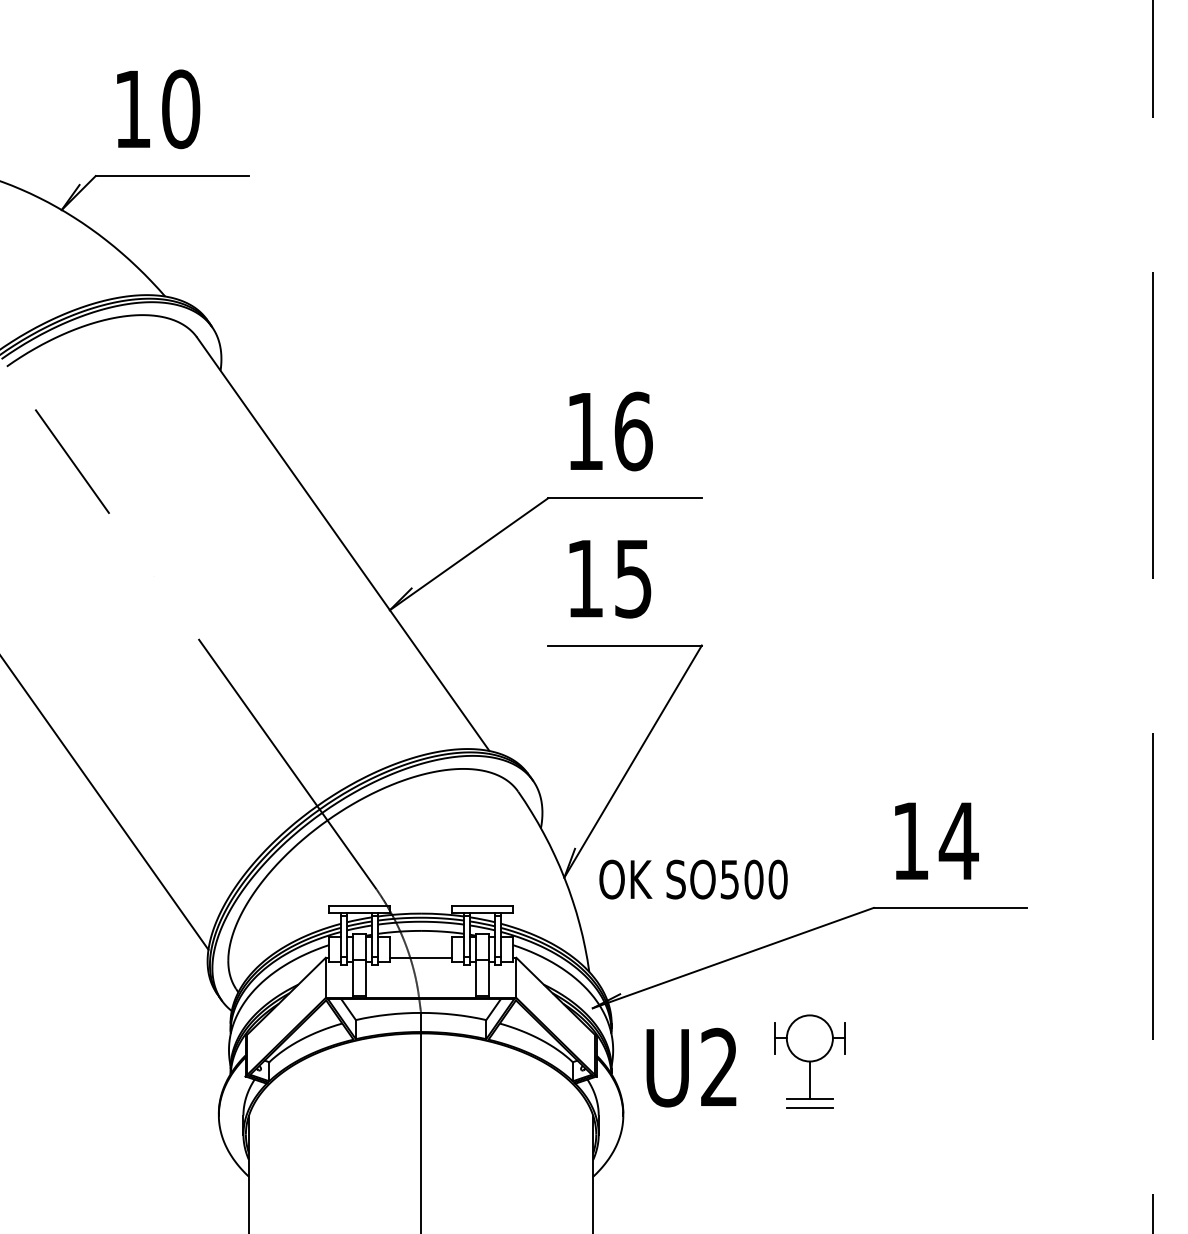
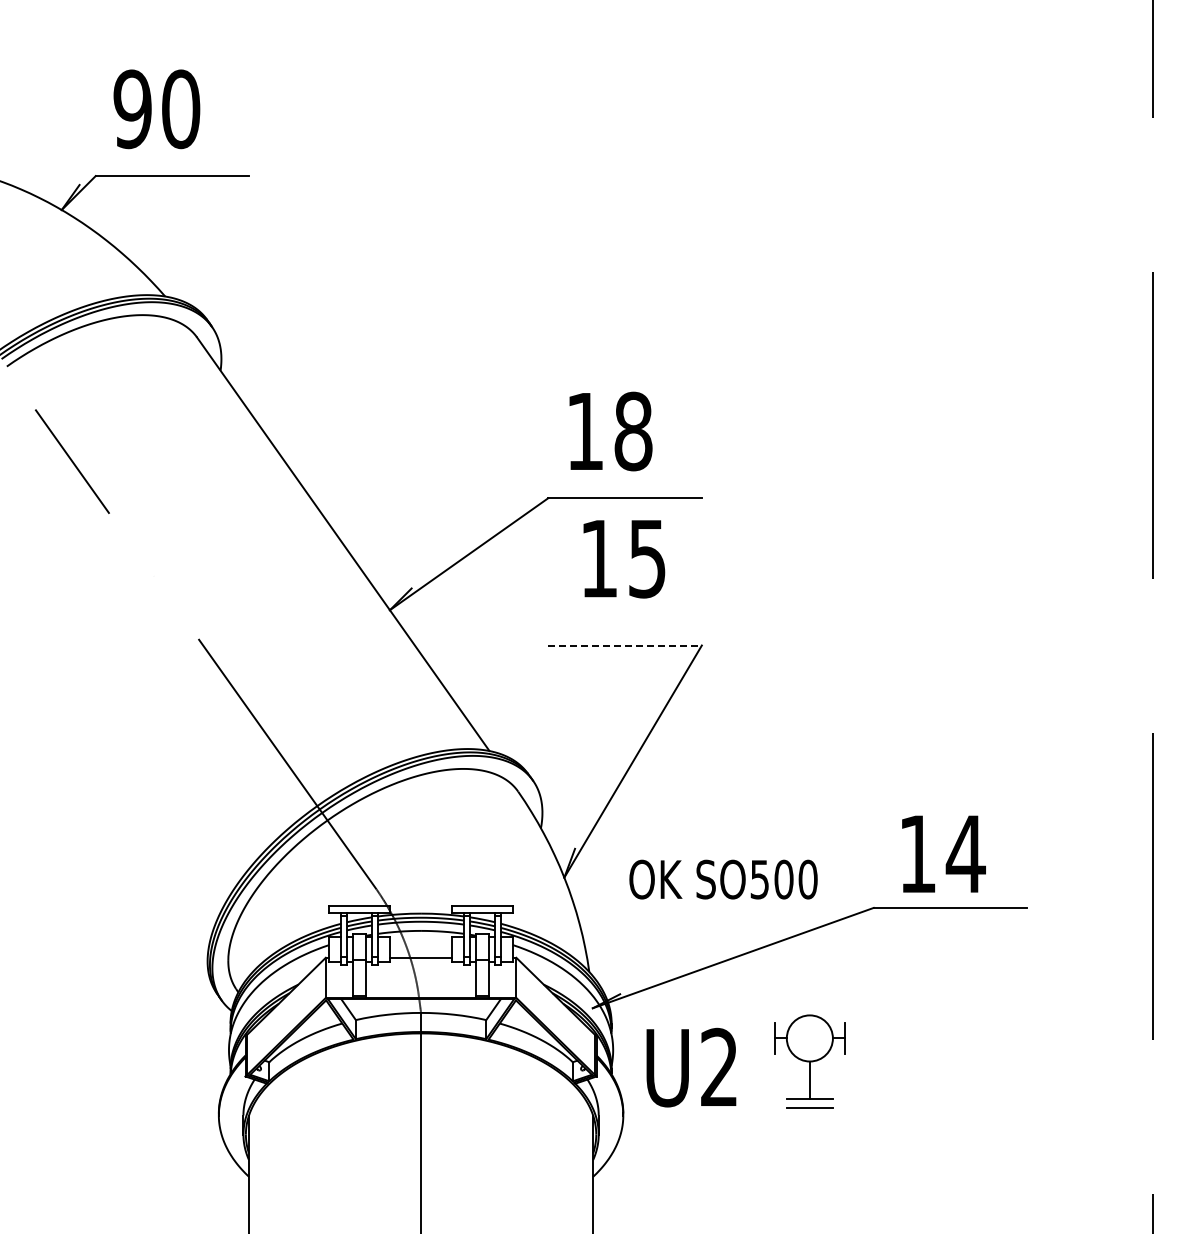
text: 10 -> 90 (132, 109)
text: 16 -> 18 (633, 431)
text position: (610, 579) -> (624, 559) (624, 559)
line: solid -> dashed (625, 645)
line: present -> none (105, 803)
text position: (936, 840) -> (943, 853) (943, 853)
text position: (693, 879) -> (723, 879) (723, 879)
